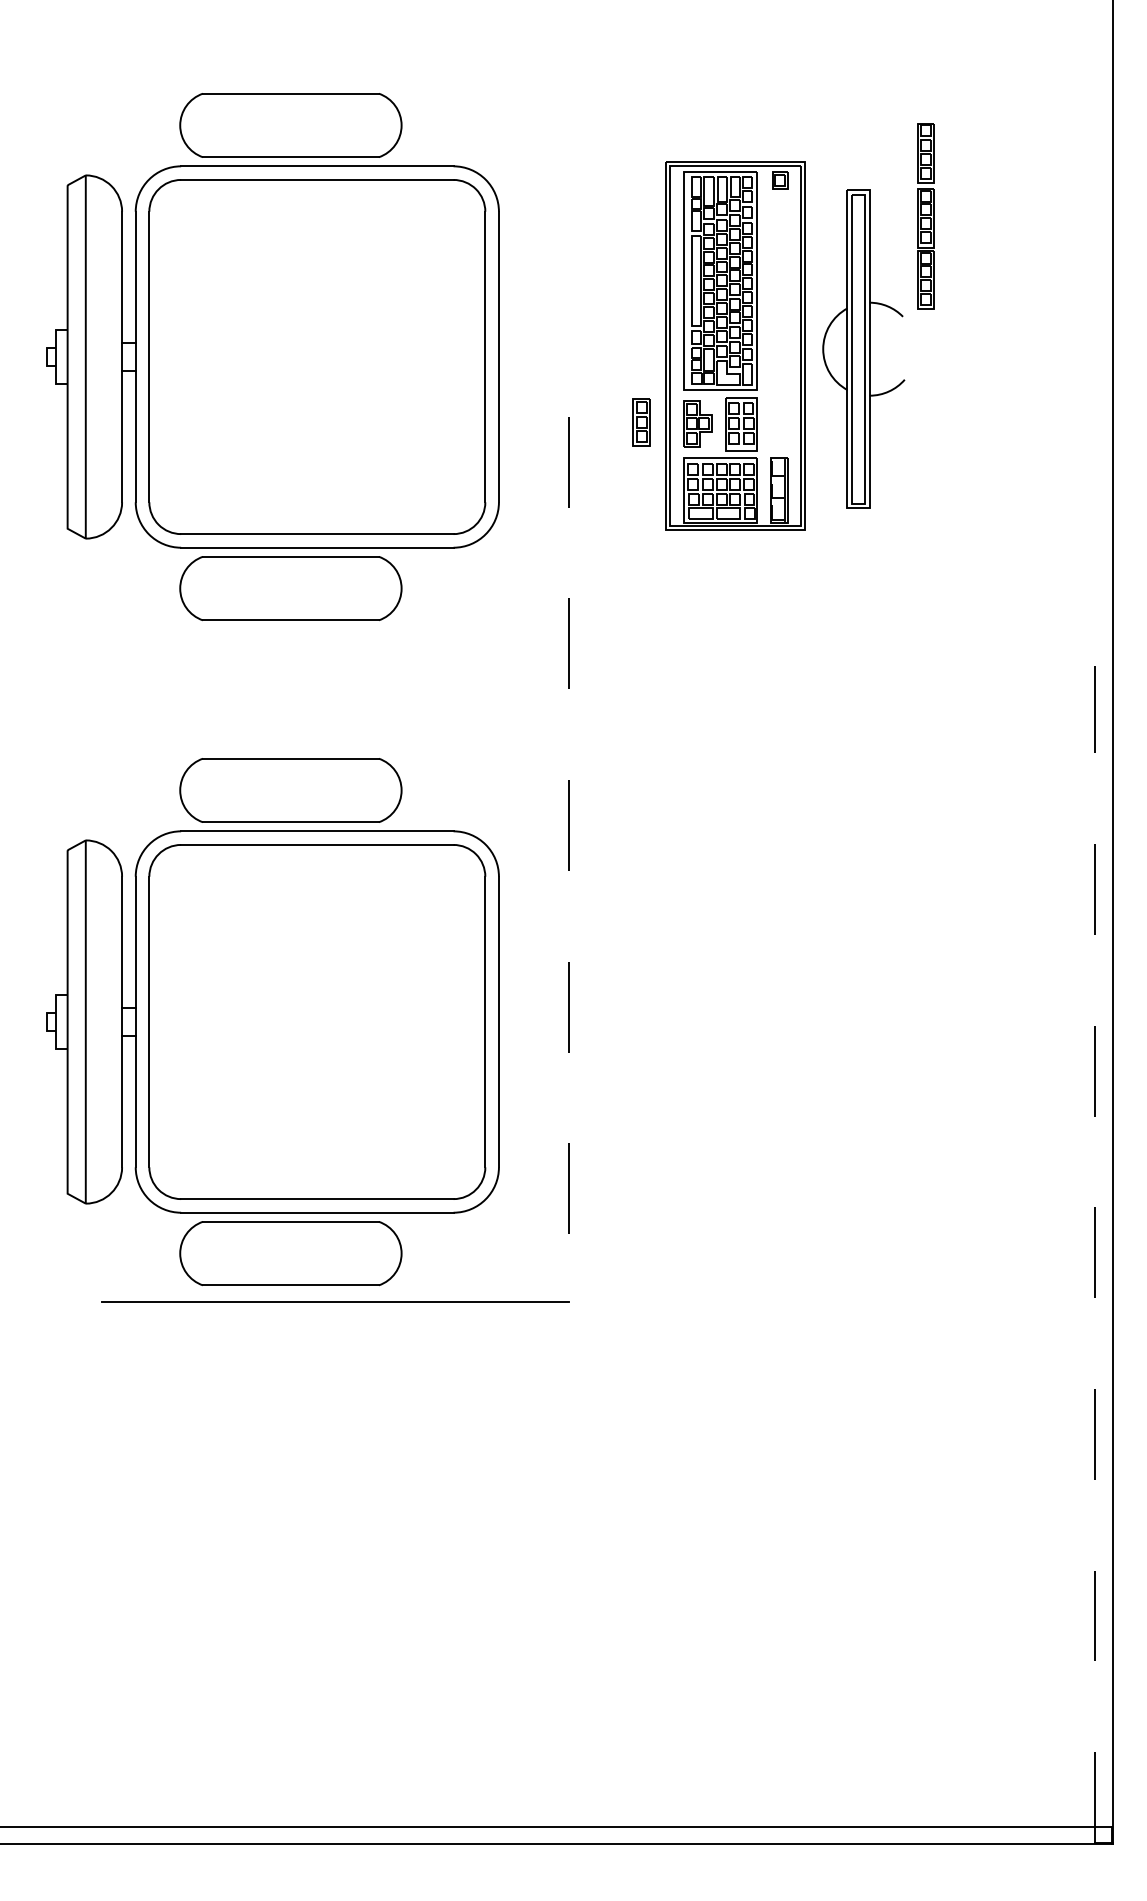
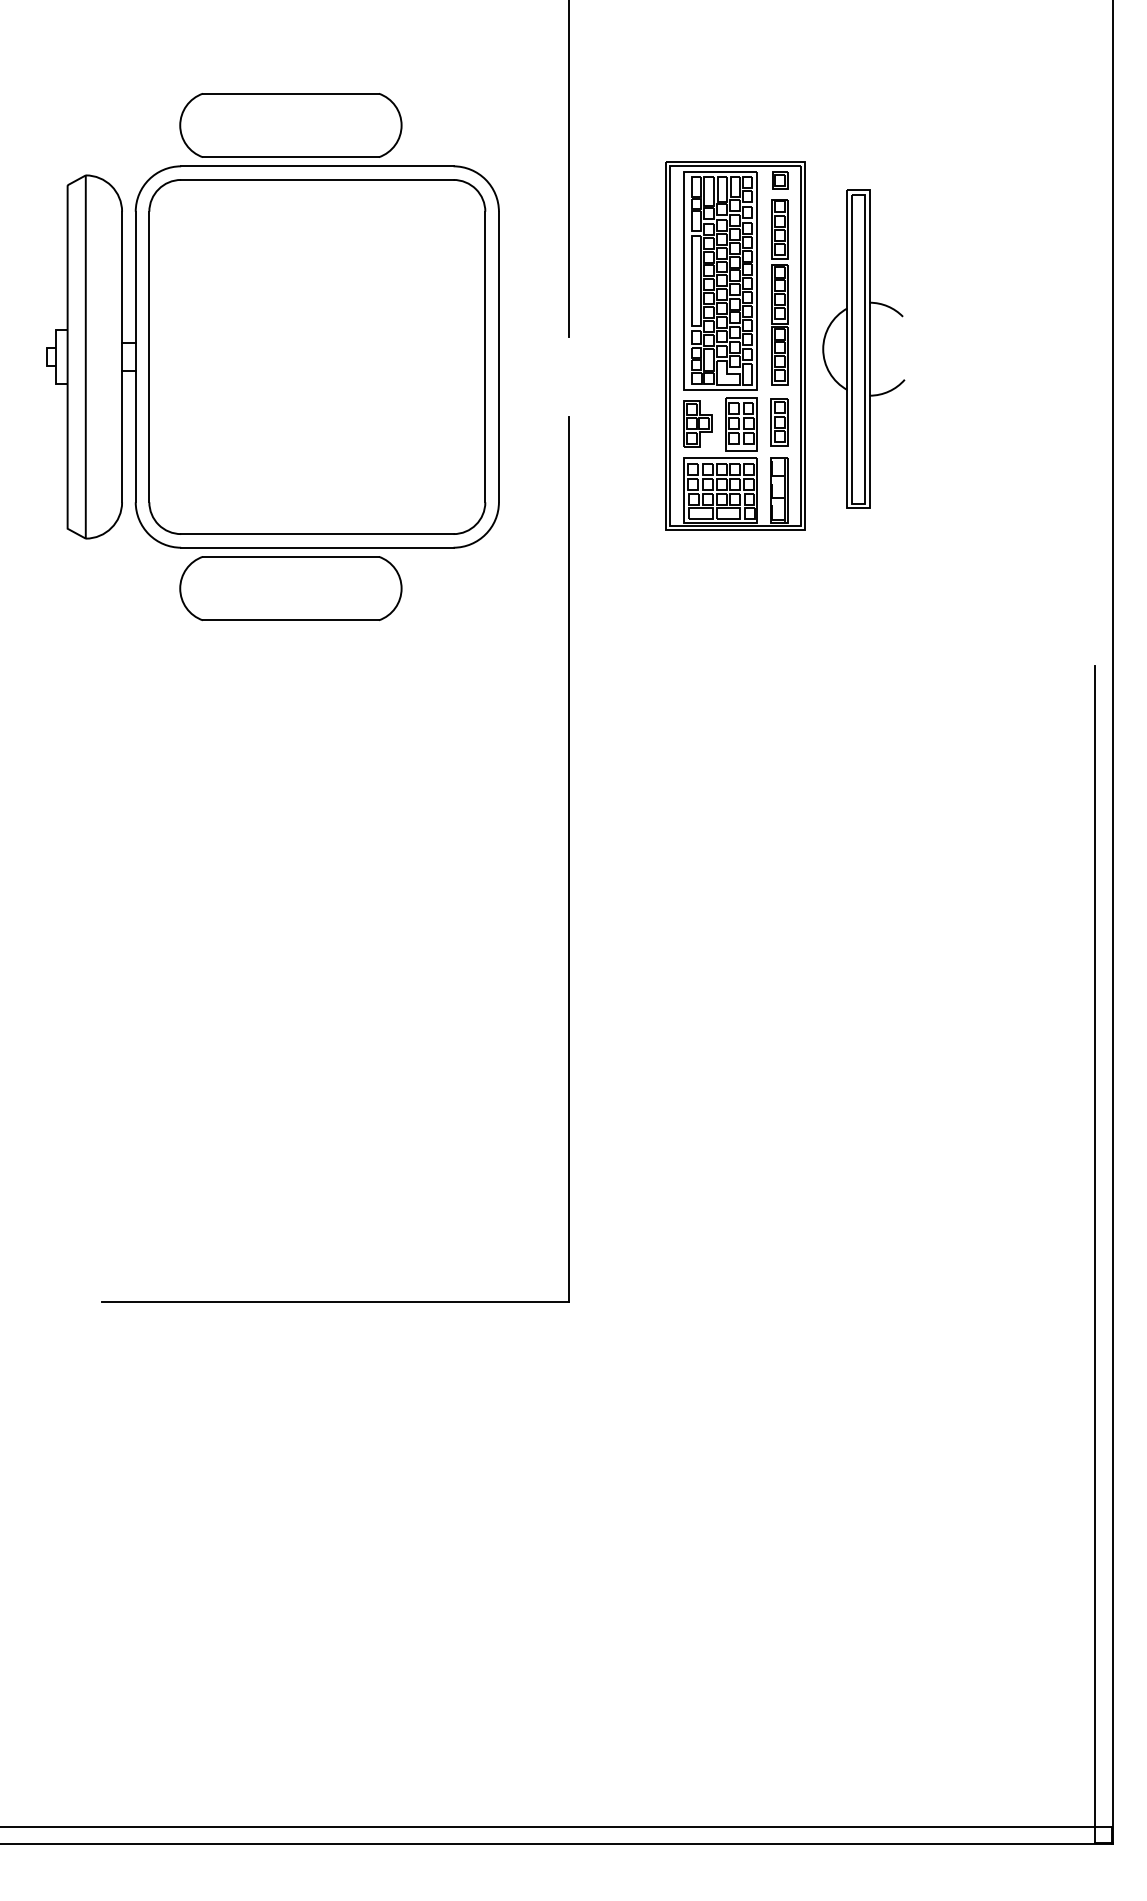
line: none -> present (568, 169)
part position: (925, 216) -> (779, 292) (779, 292)
part position: (641, 422) -> (779, 422) (779, 422)
line: dashed -> solid (568, 859)
part: present -> none (272, 1021)
line: dashed -> solid (1095, 1254)
